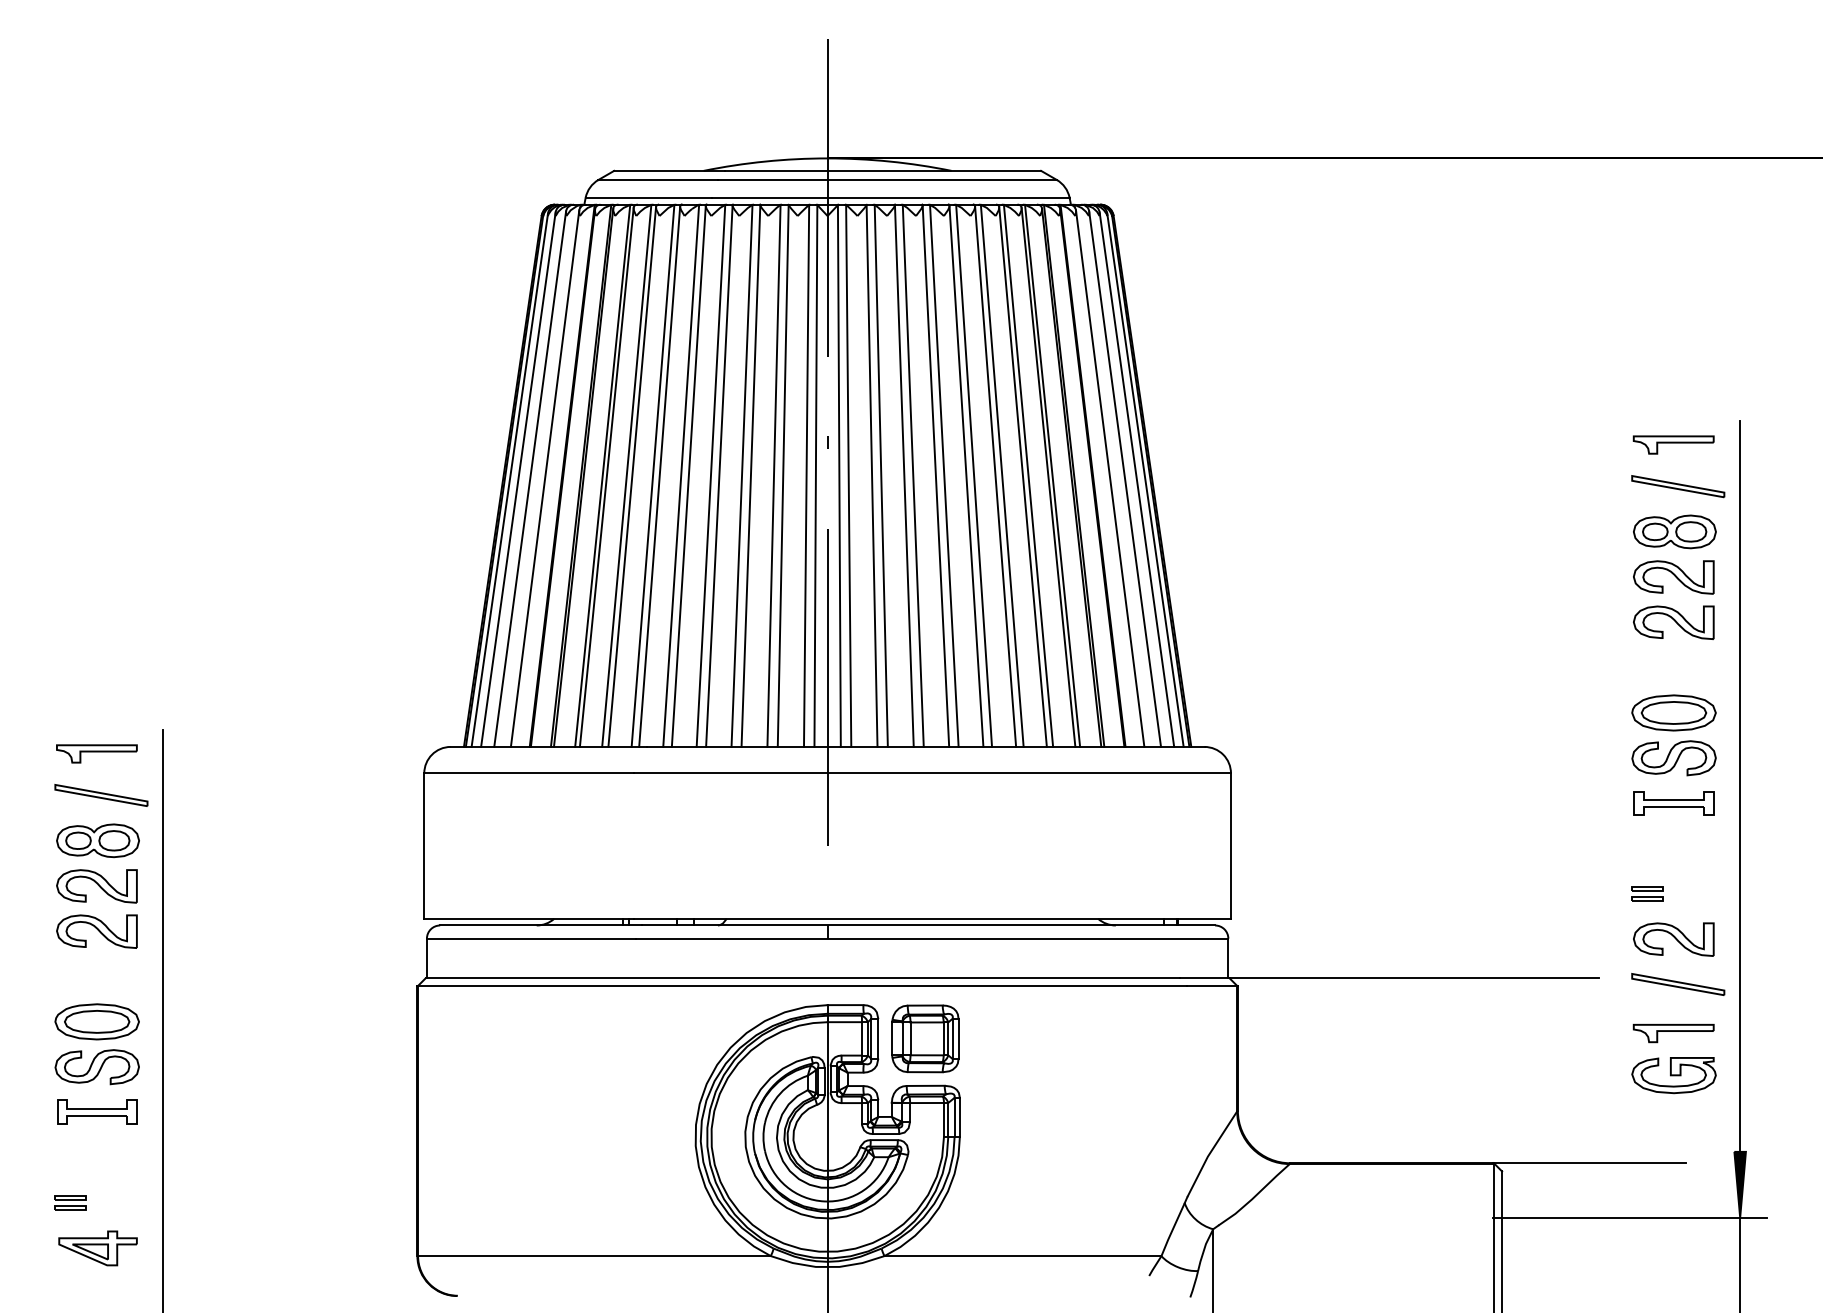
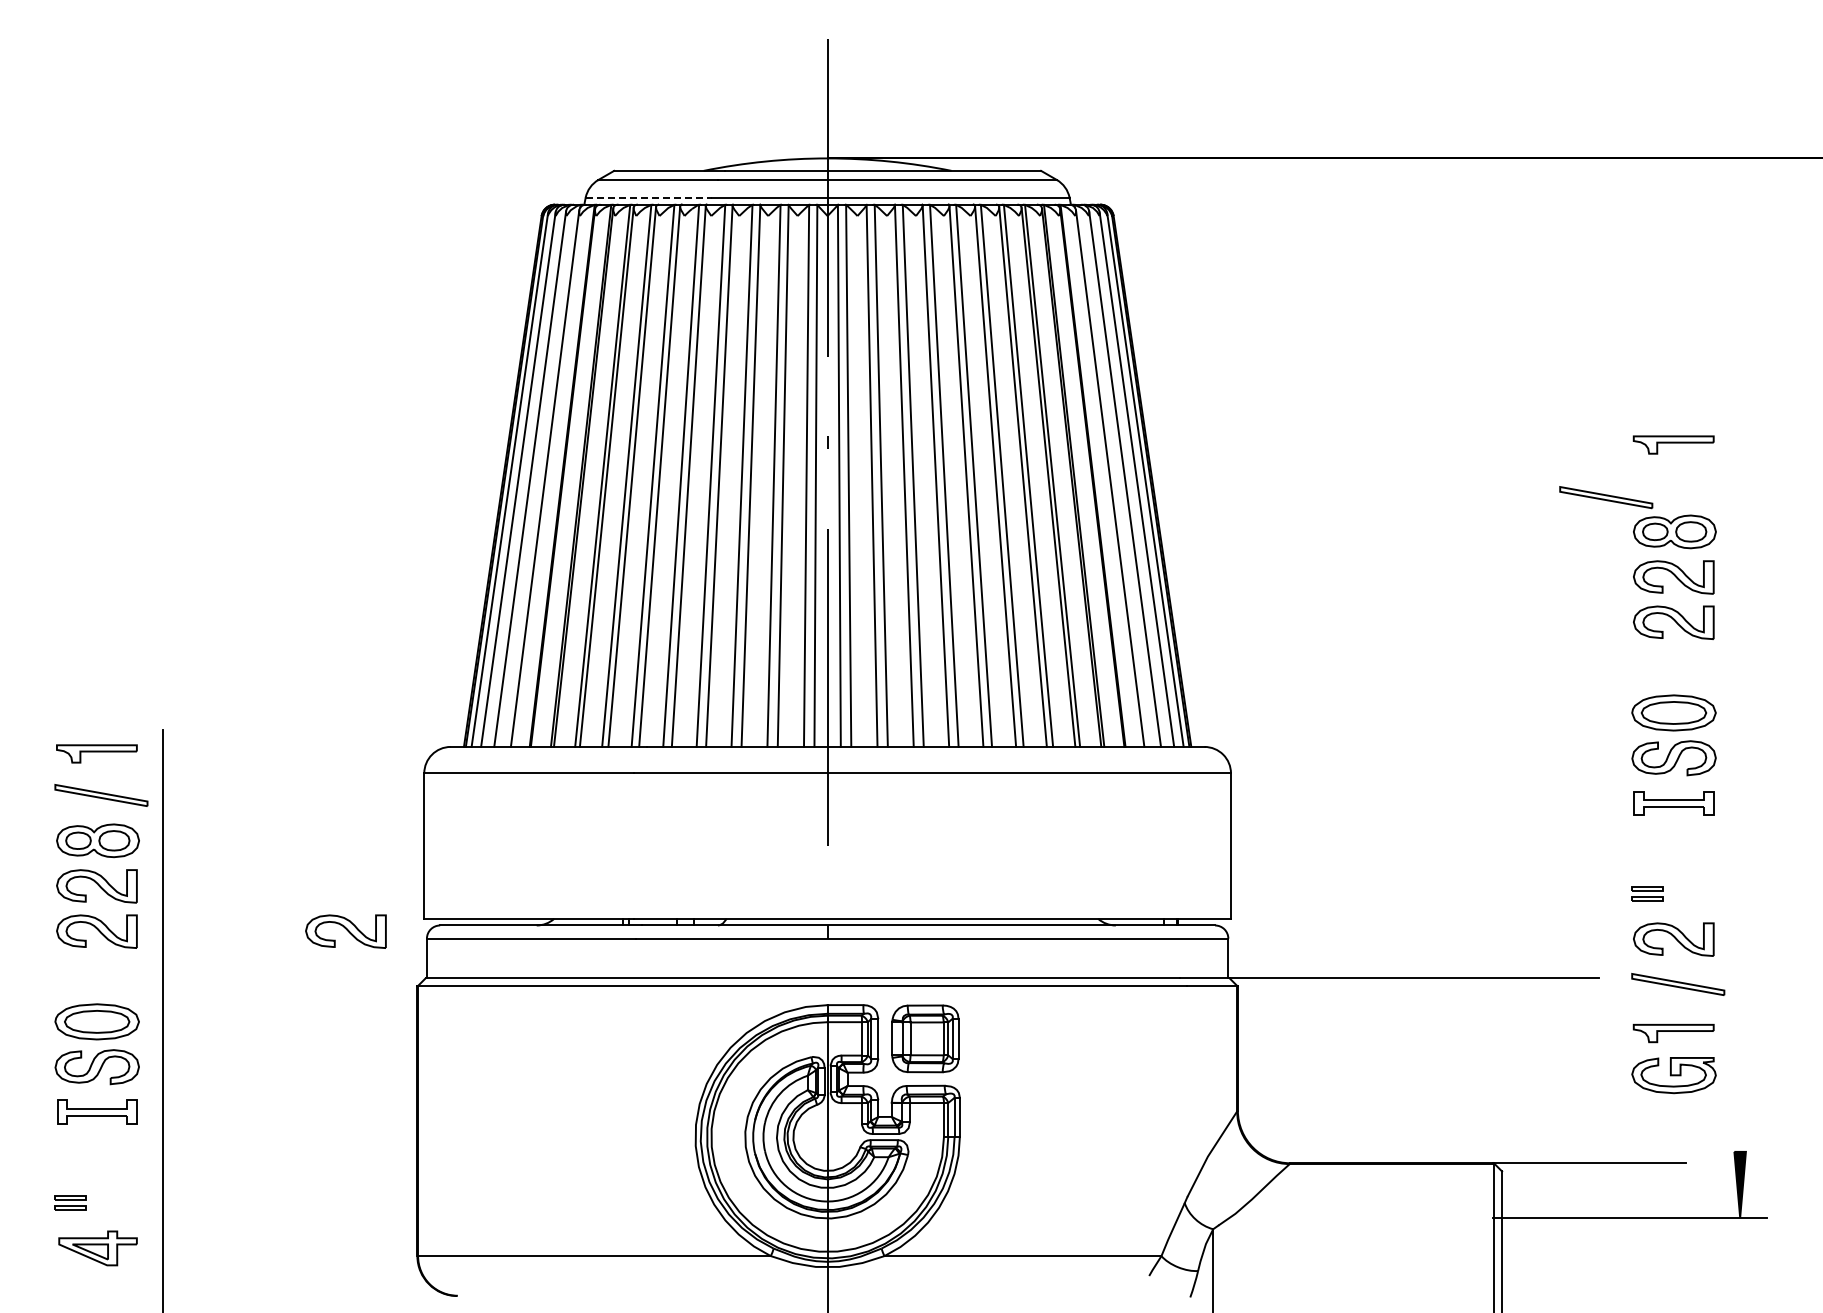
line: solid -> dashed (648, 197)
part position: (1678, 486) -> (1606, 497) (1606, 497)
line: present -> none (1740, 785)
part: none -> present (345, 931)
line: present -> none (1740, 1263)
